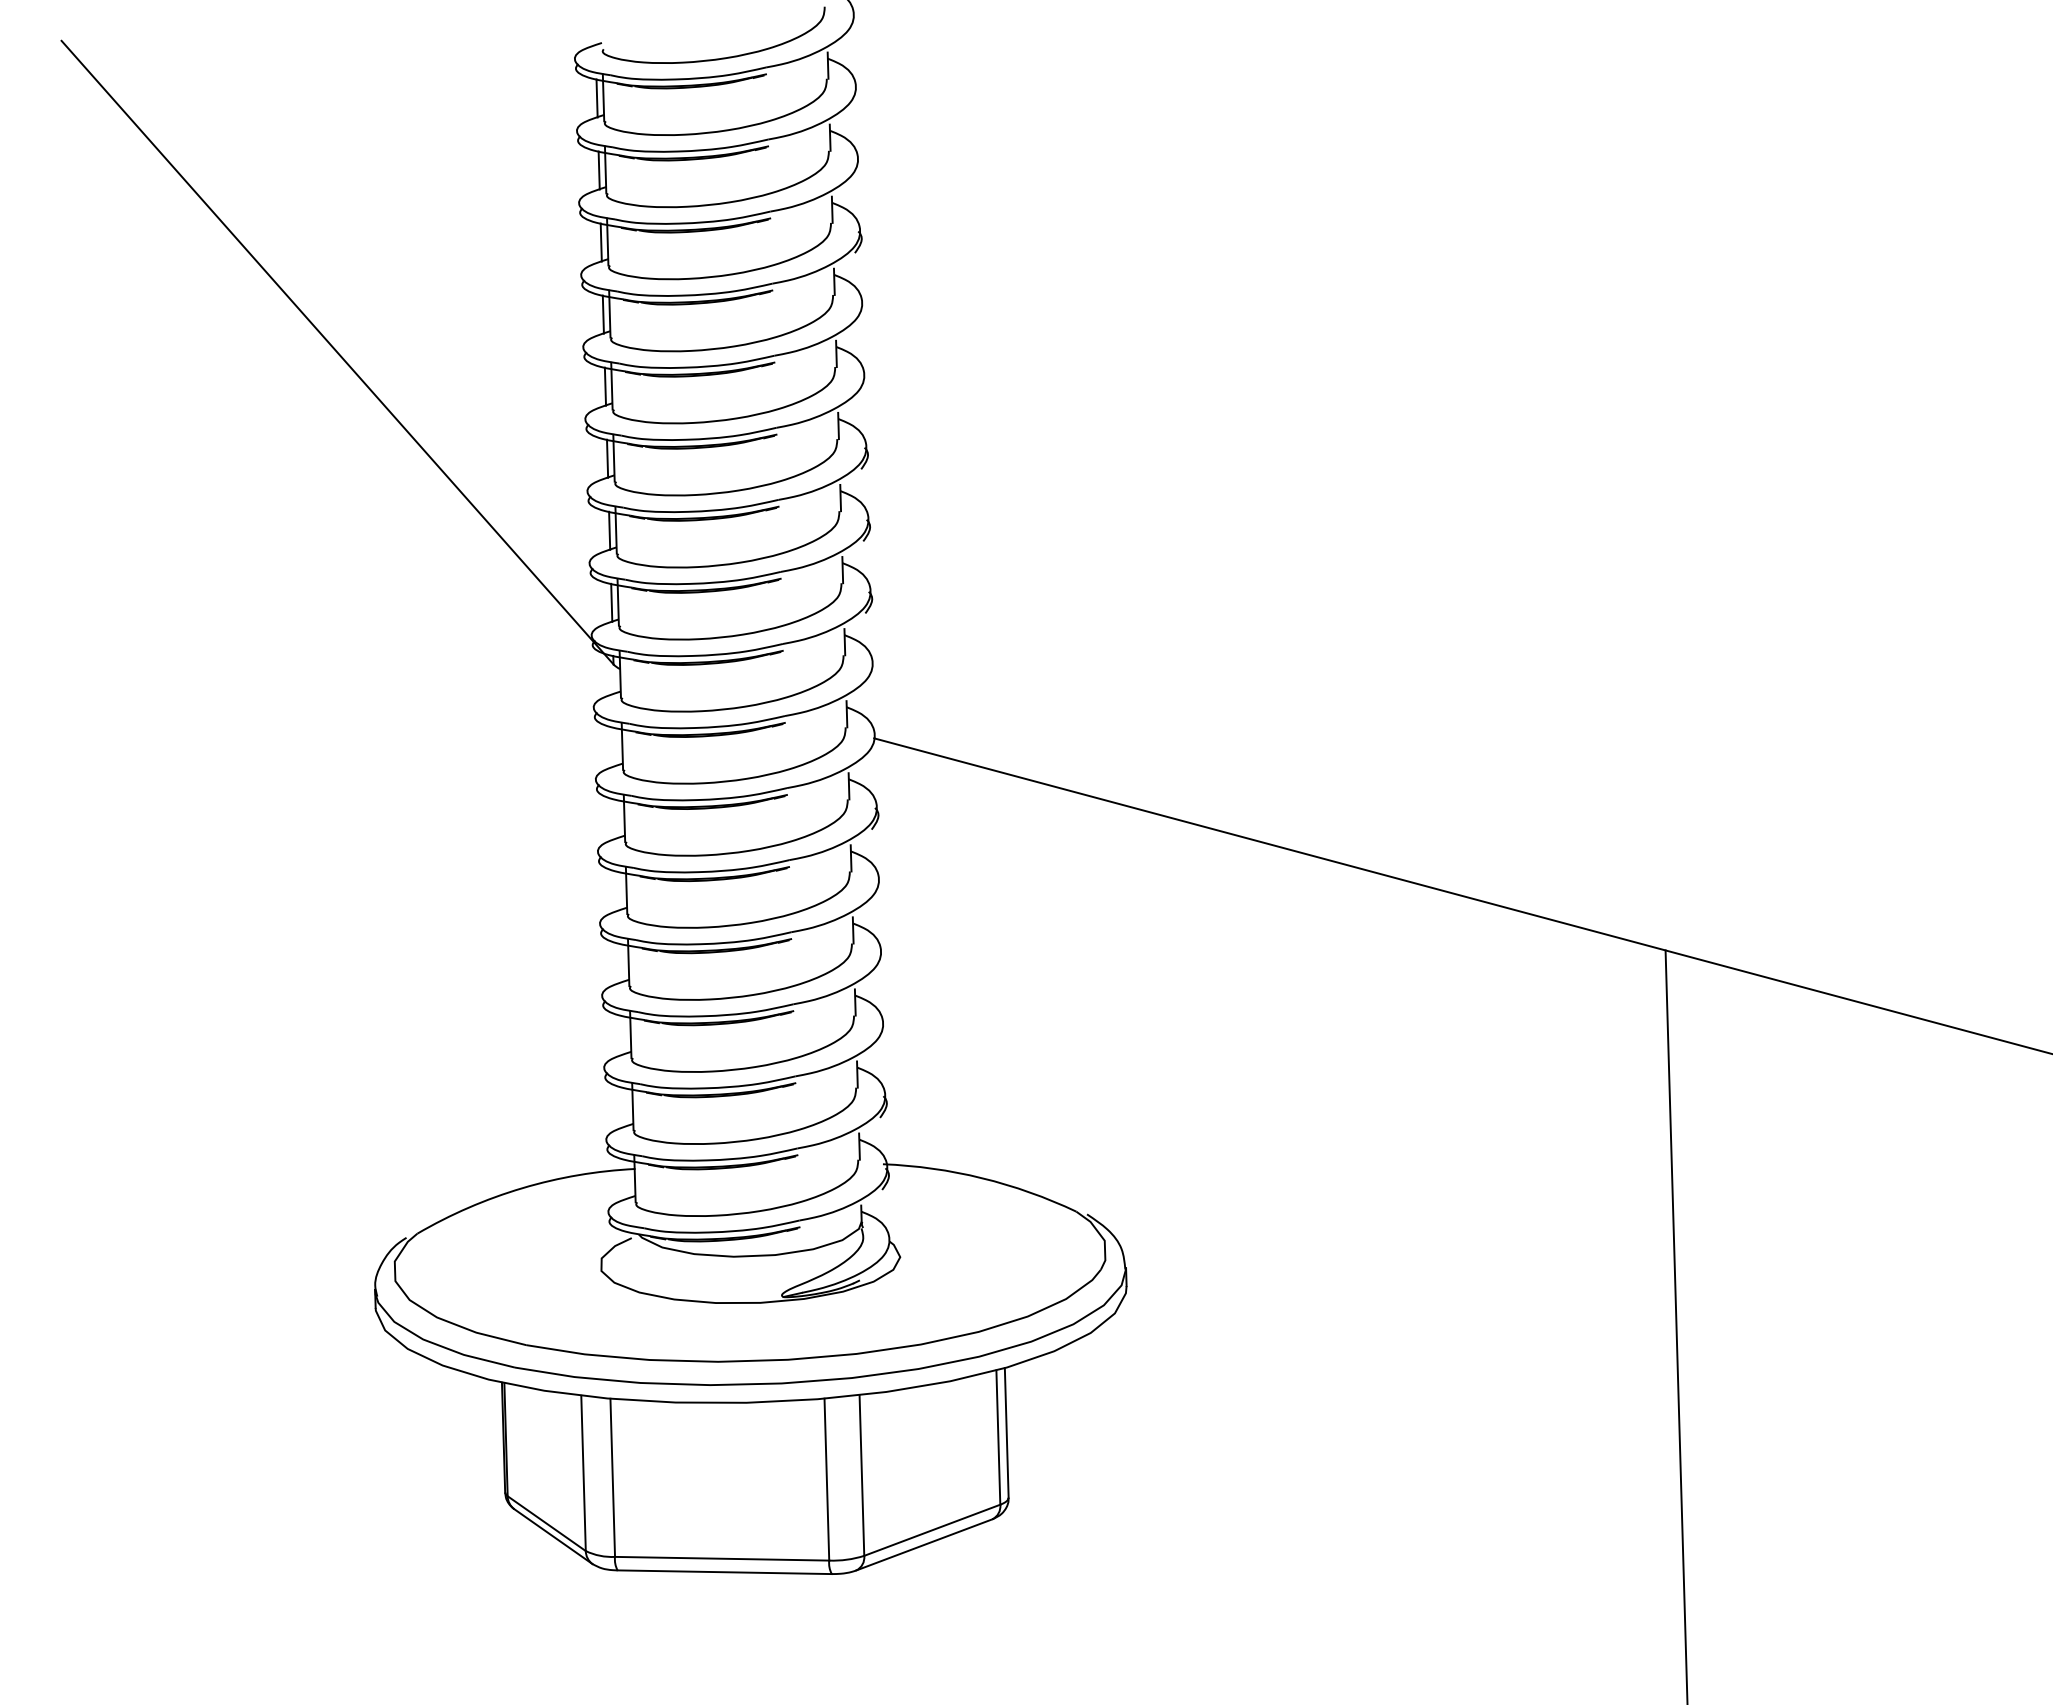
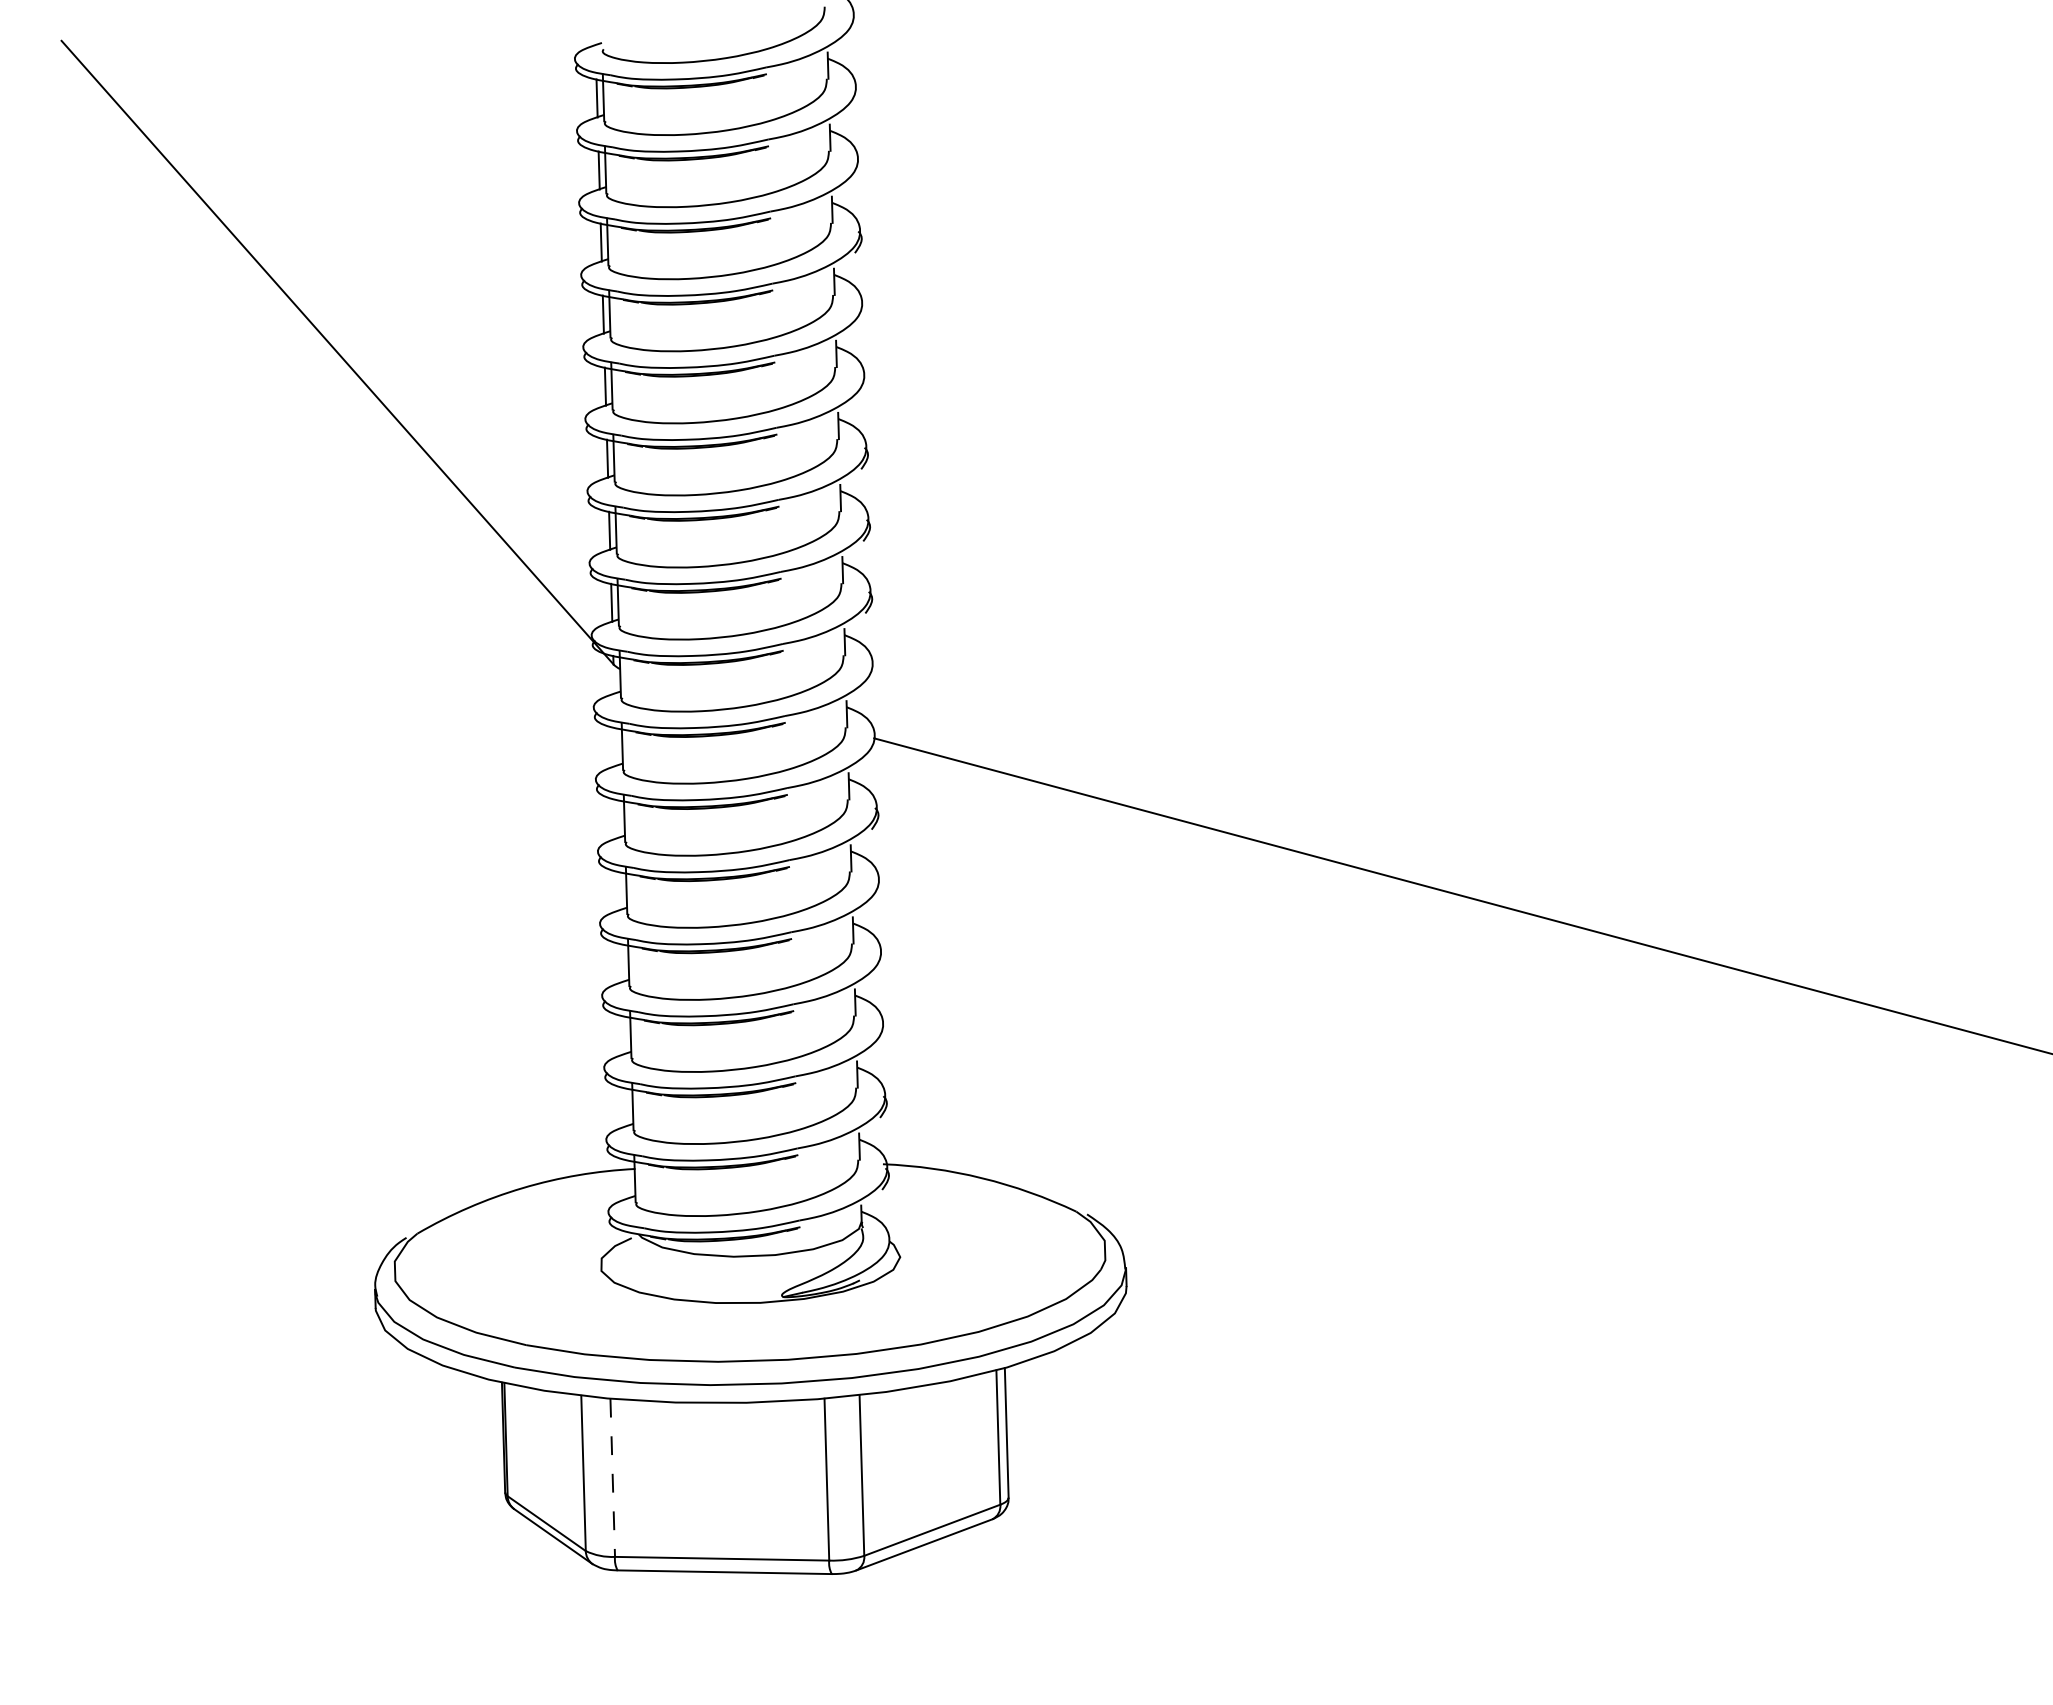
line: present -> none (1676, 1325)
line: solid -> dashed (612, 1478)
